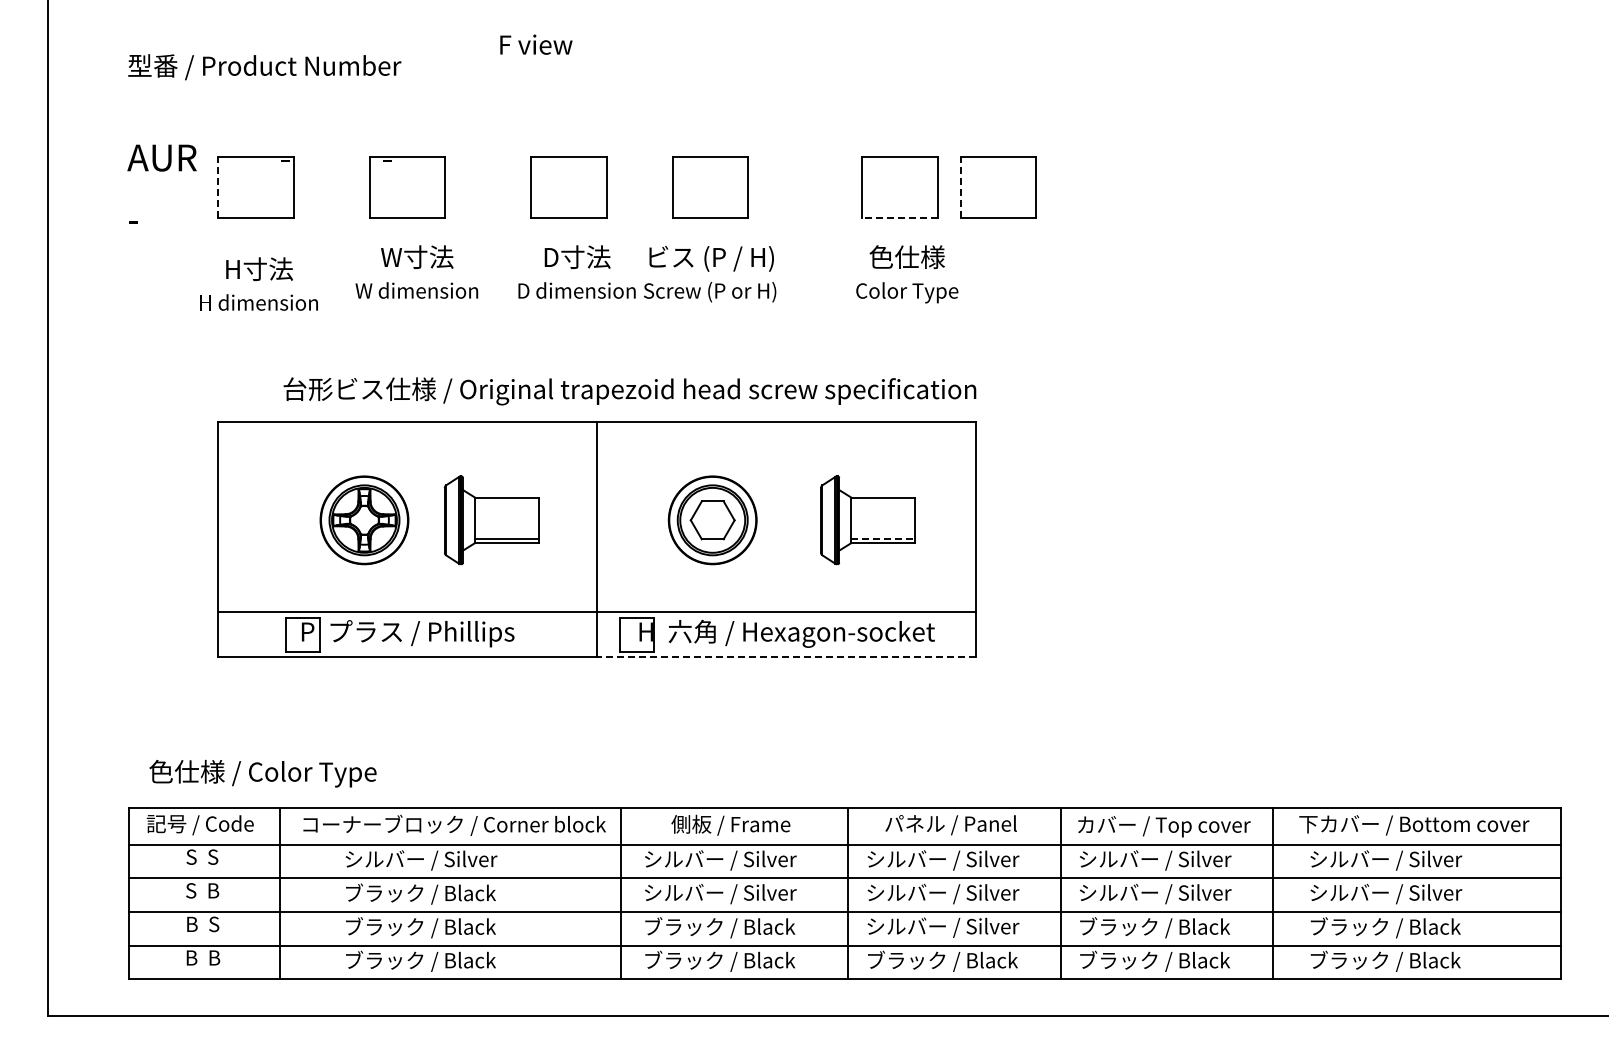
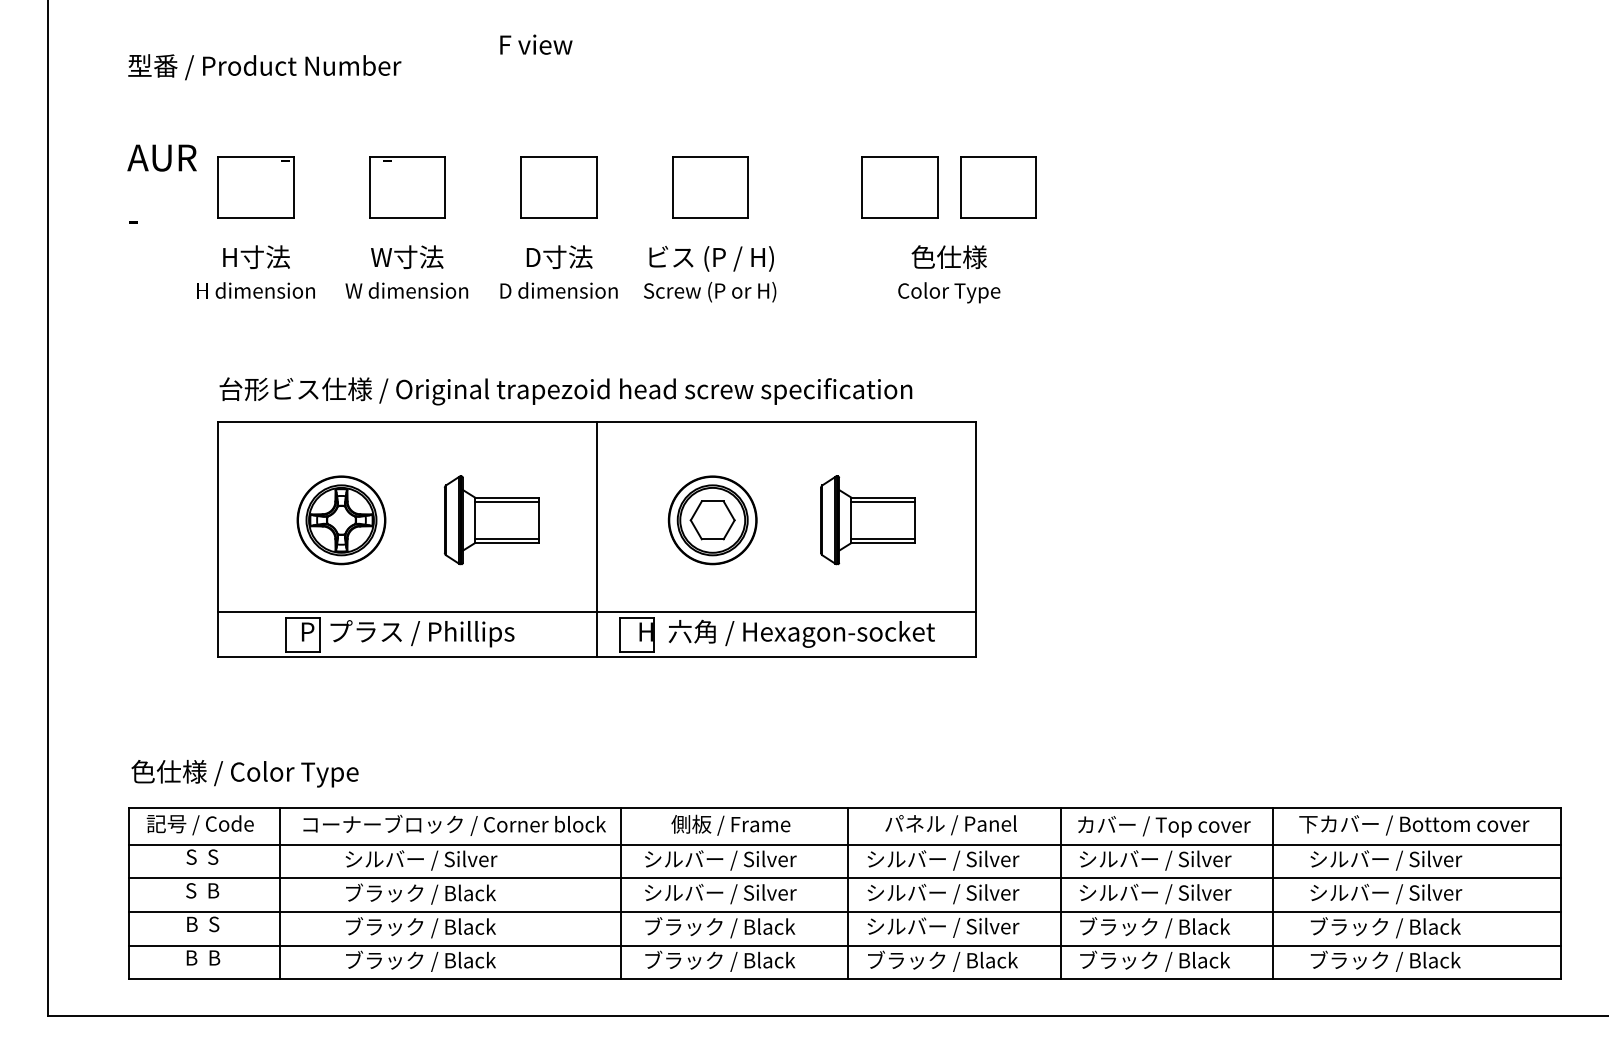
line: dashed -> solid (217, 186)
line: dashed -> solid (960, 186)
part position: (568, 187) -> (558, 187) (558, 187)
line: dashed -> solid (899, 217)
text position: (416, 271) -> (406, 271) (406, 271)
text position: (576, 271) -> (558, 271) (558, 271)
text position: (907, 274) -> (949, 274) (949, 274)
text position: (258, 283) -> (255, 271) (255, 271)
text position: (629, 391) -> (565, 391) (565, 391)
line: none -> present (506, 502)
line: none -> present (883, 502)
part position: (364, 520) -> (341, 520) (341, 520)
line: dashed -> solid (883, 538)
line: dashed -> solid (785, 657)
text position: (262, 773) -> (244, 773) (244, 773)
